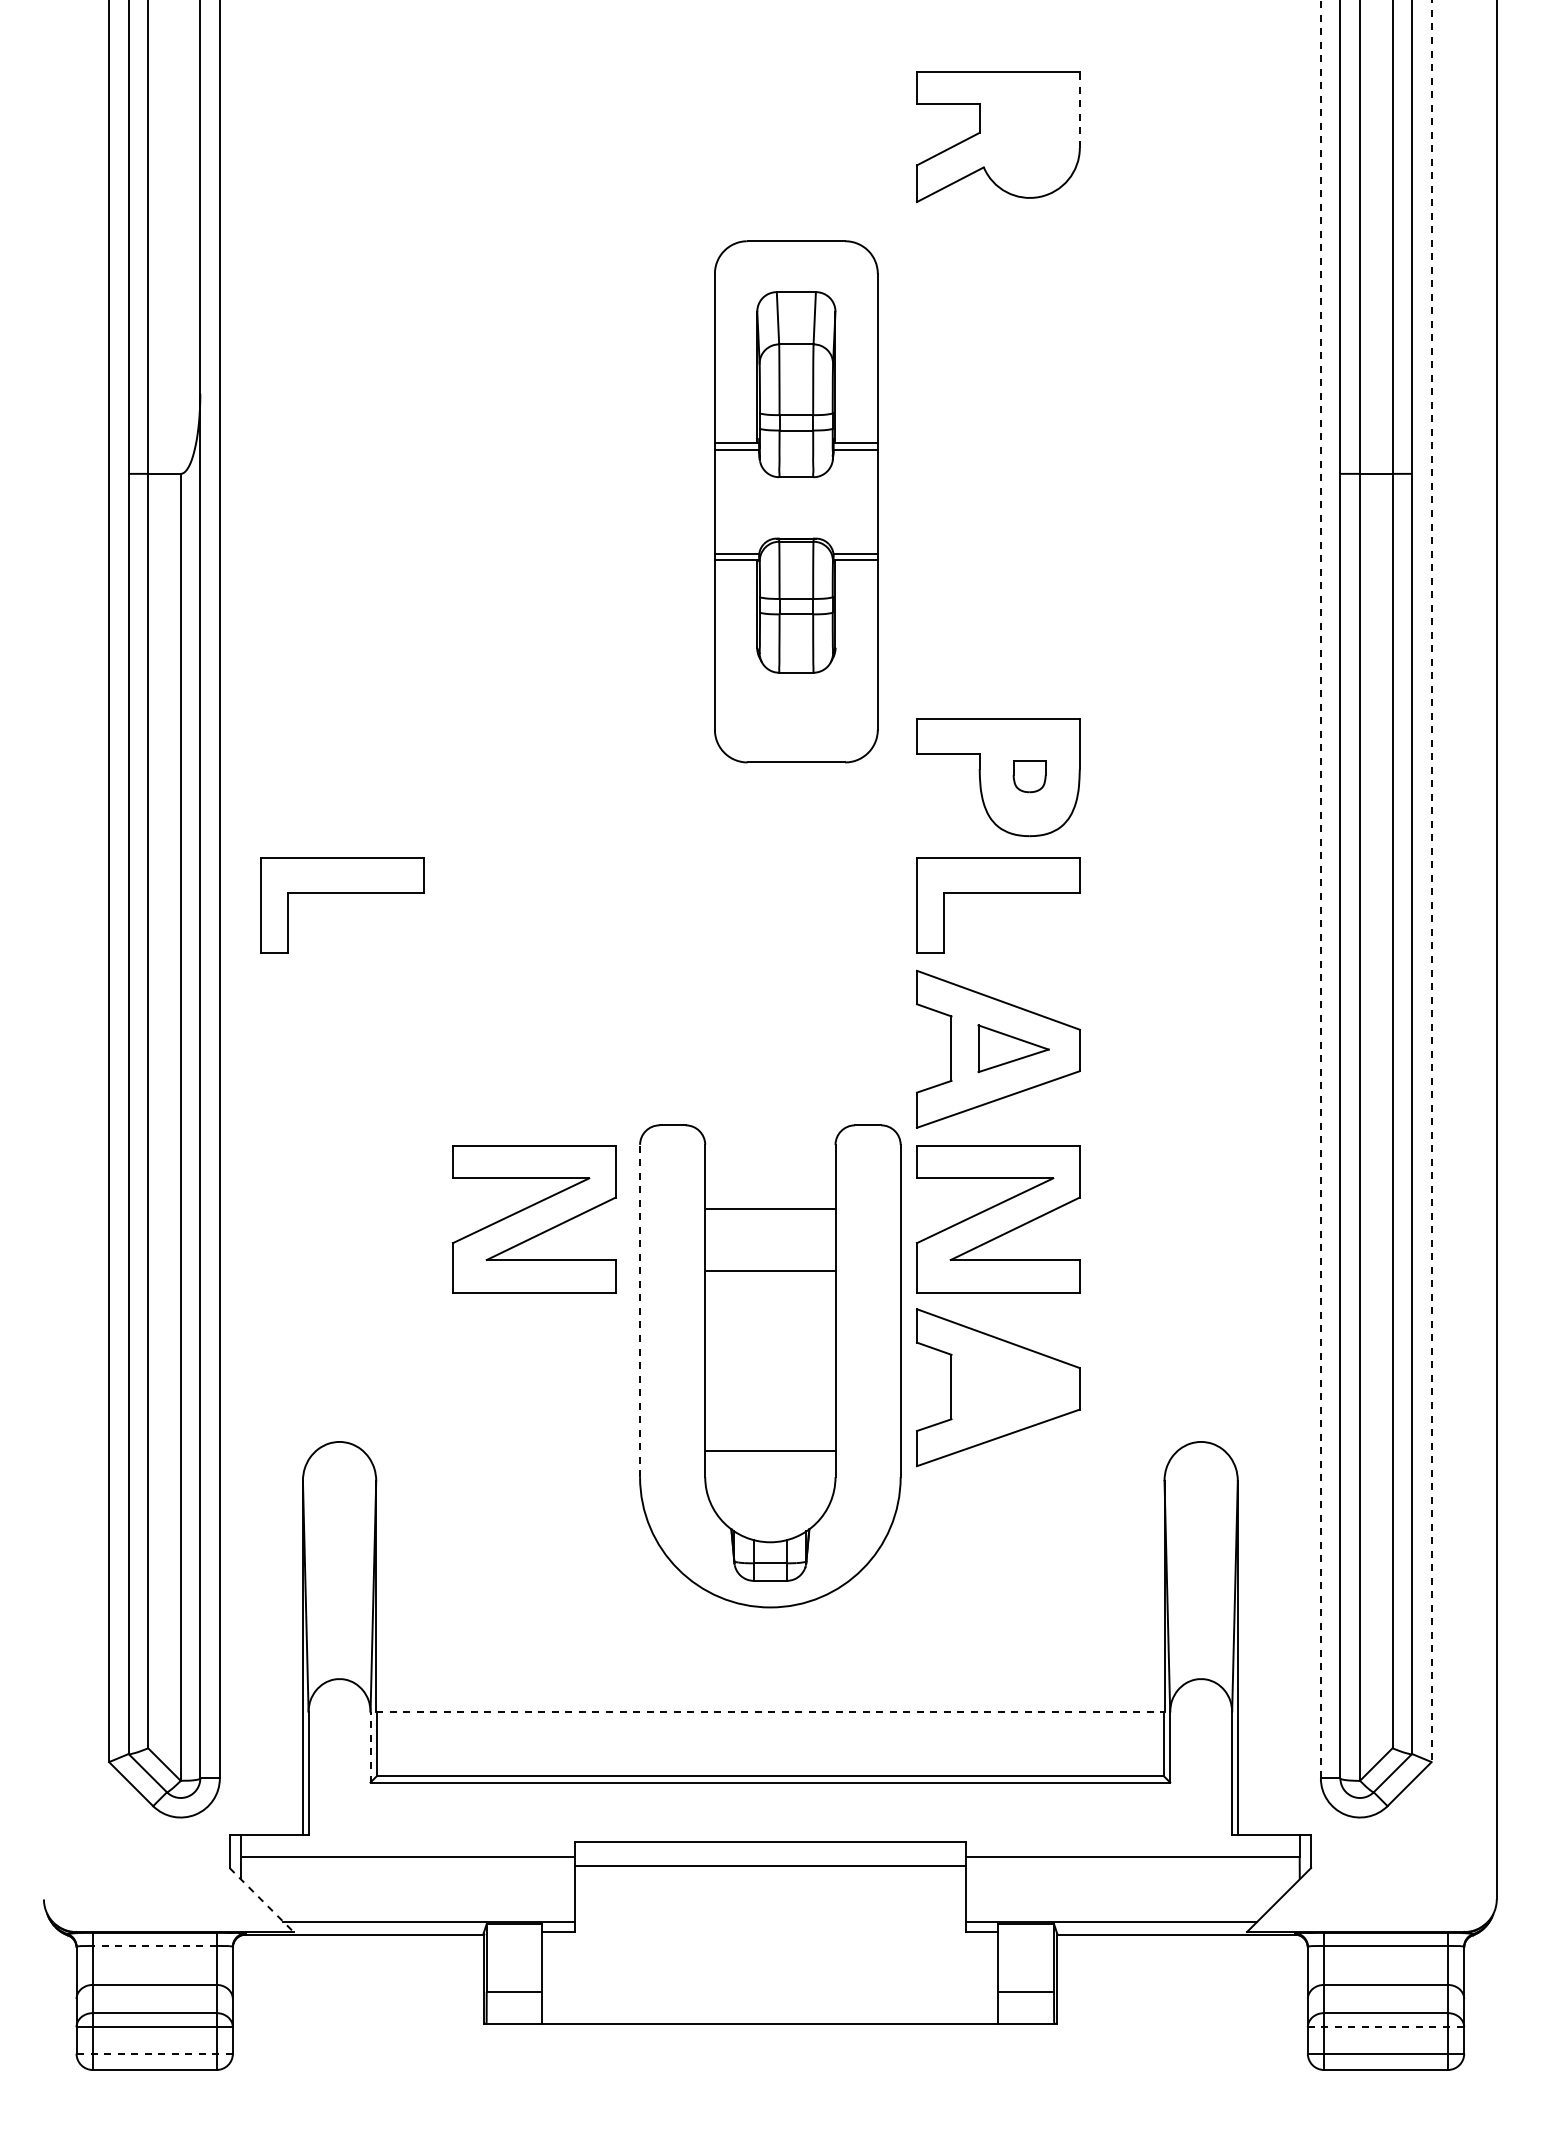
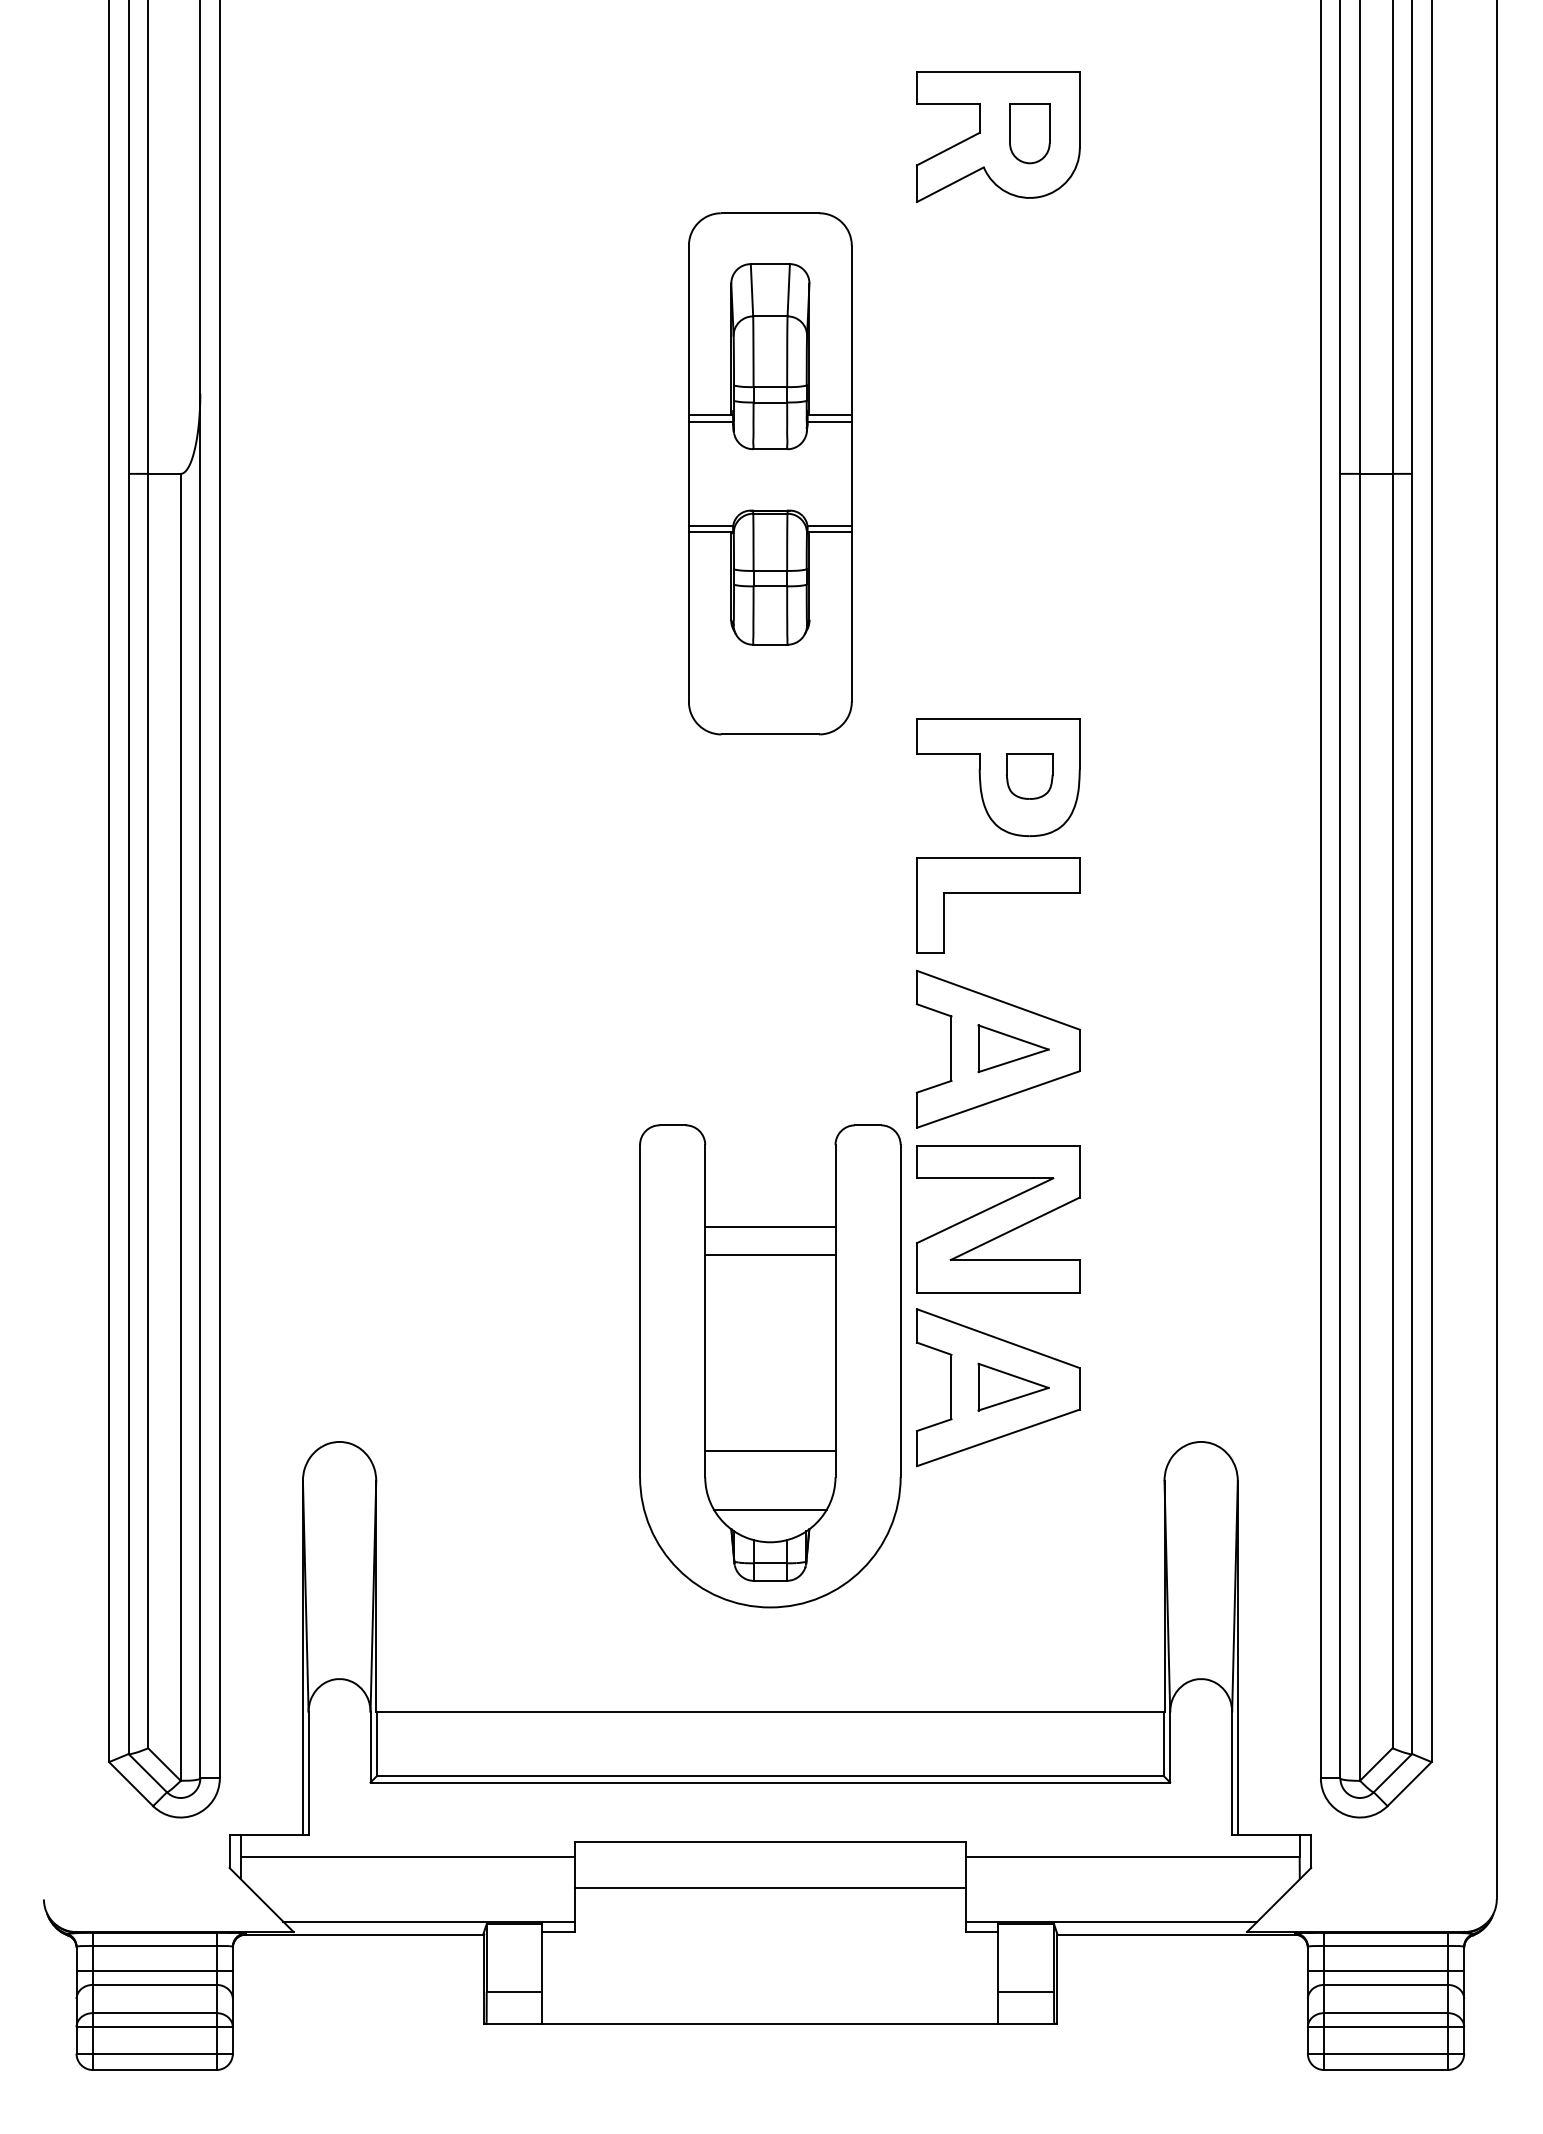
line: dashed -> solid (1079, 109)
part: none -> present (1029, 133)
part position: (796, 501) -> (770, 473) (770, 473)
part size: 35x34 px -> 49x47 px (1029, 776)
line: dashed -> solid (1431, 881)
line: dashed -> solid (1320, 889)
part: present -> none (342, 893)
line position: (770, 1209) -> (770, 1227) (770, 1227)
part: present -> none (534, 1219)
line position: (770, 1270) -> (770, 1254) (770, 1254)
line: dashed -> solid (640, 1310)
part: none -> present (1013, 1386)
line: none -> present (769, 1509)
line: dashed -> solid (770, 1711)
line: dashed -> solid (370, 1746)
line position: (769, 1865) -> (769, 1887) (769, 1887)
line: dashed -> solid (261, 1900)
line: dashed -> solid (154, 1945)
line: none -> present (154, 1970)
line: none -> present (1385, 1970)
line: dashed -> solid (1386, 2027)
line: dashed -> solid (154, 2053)
